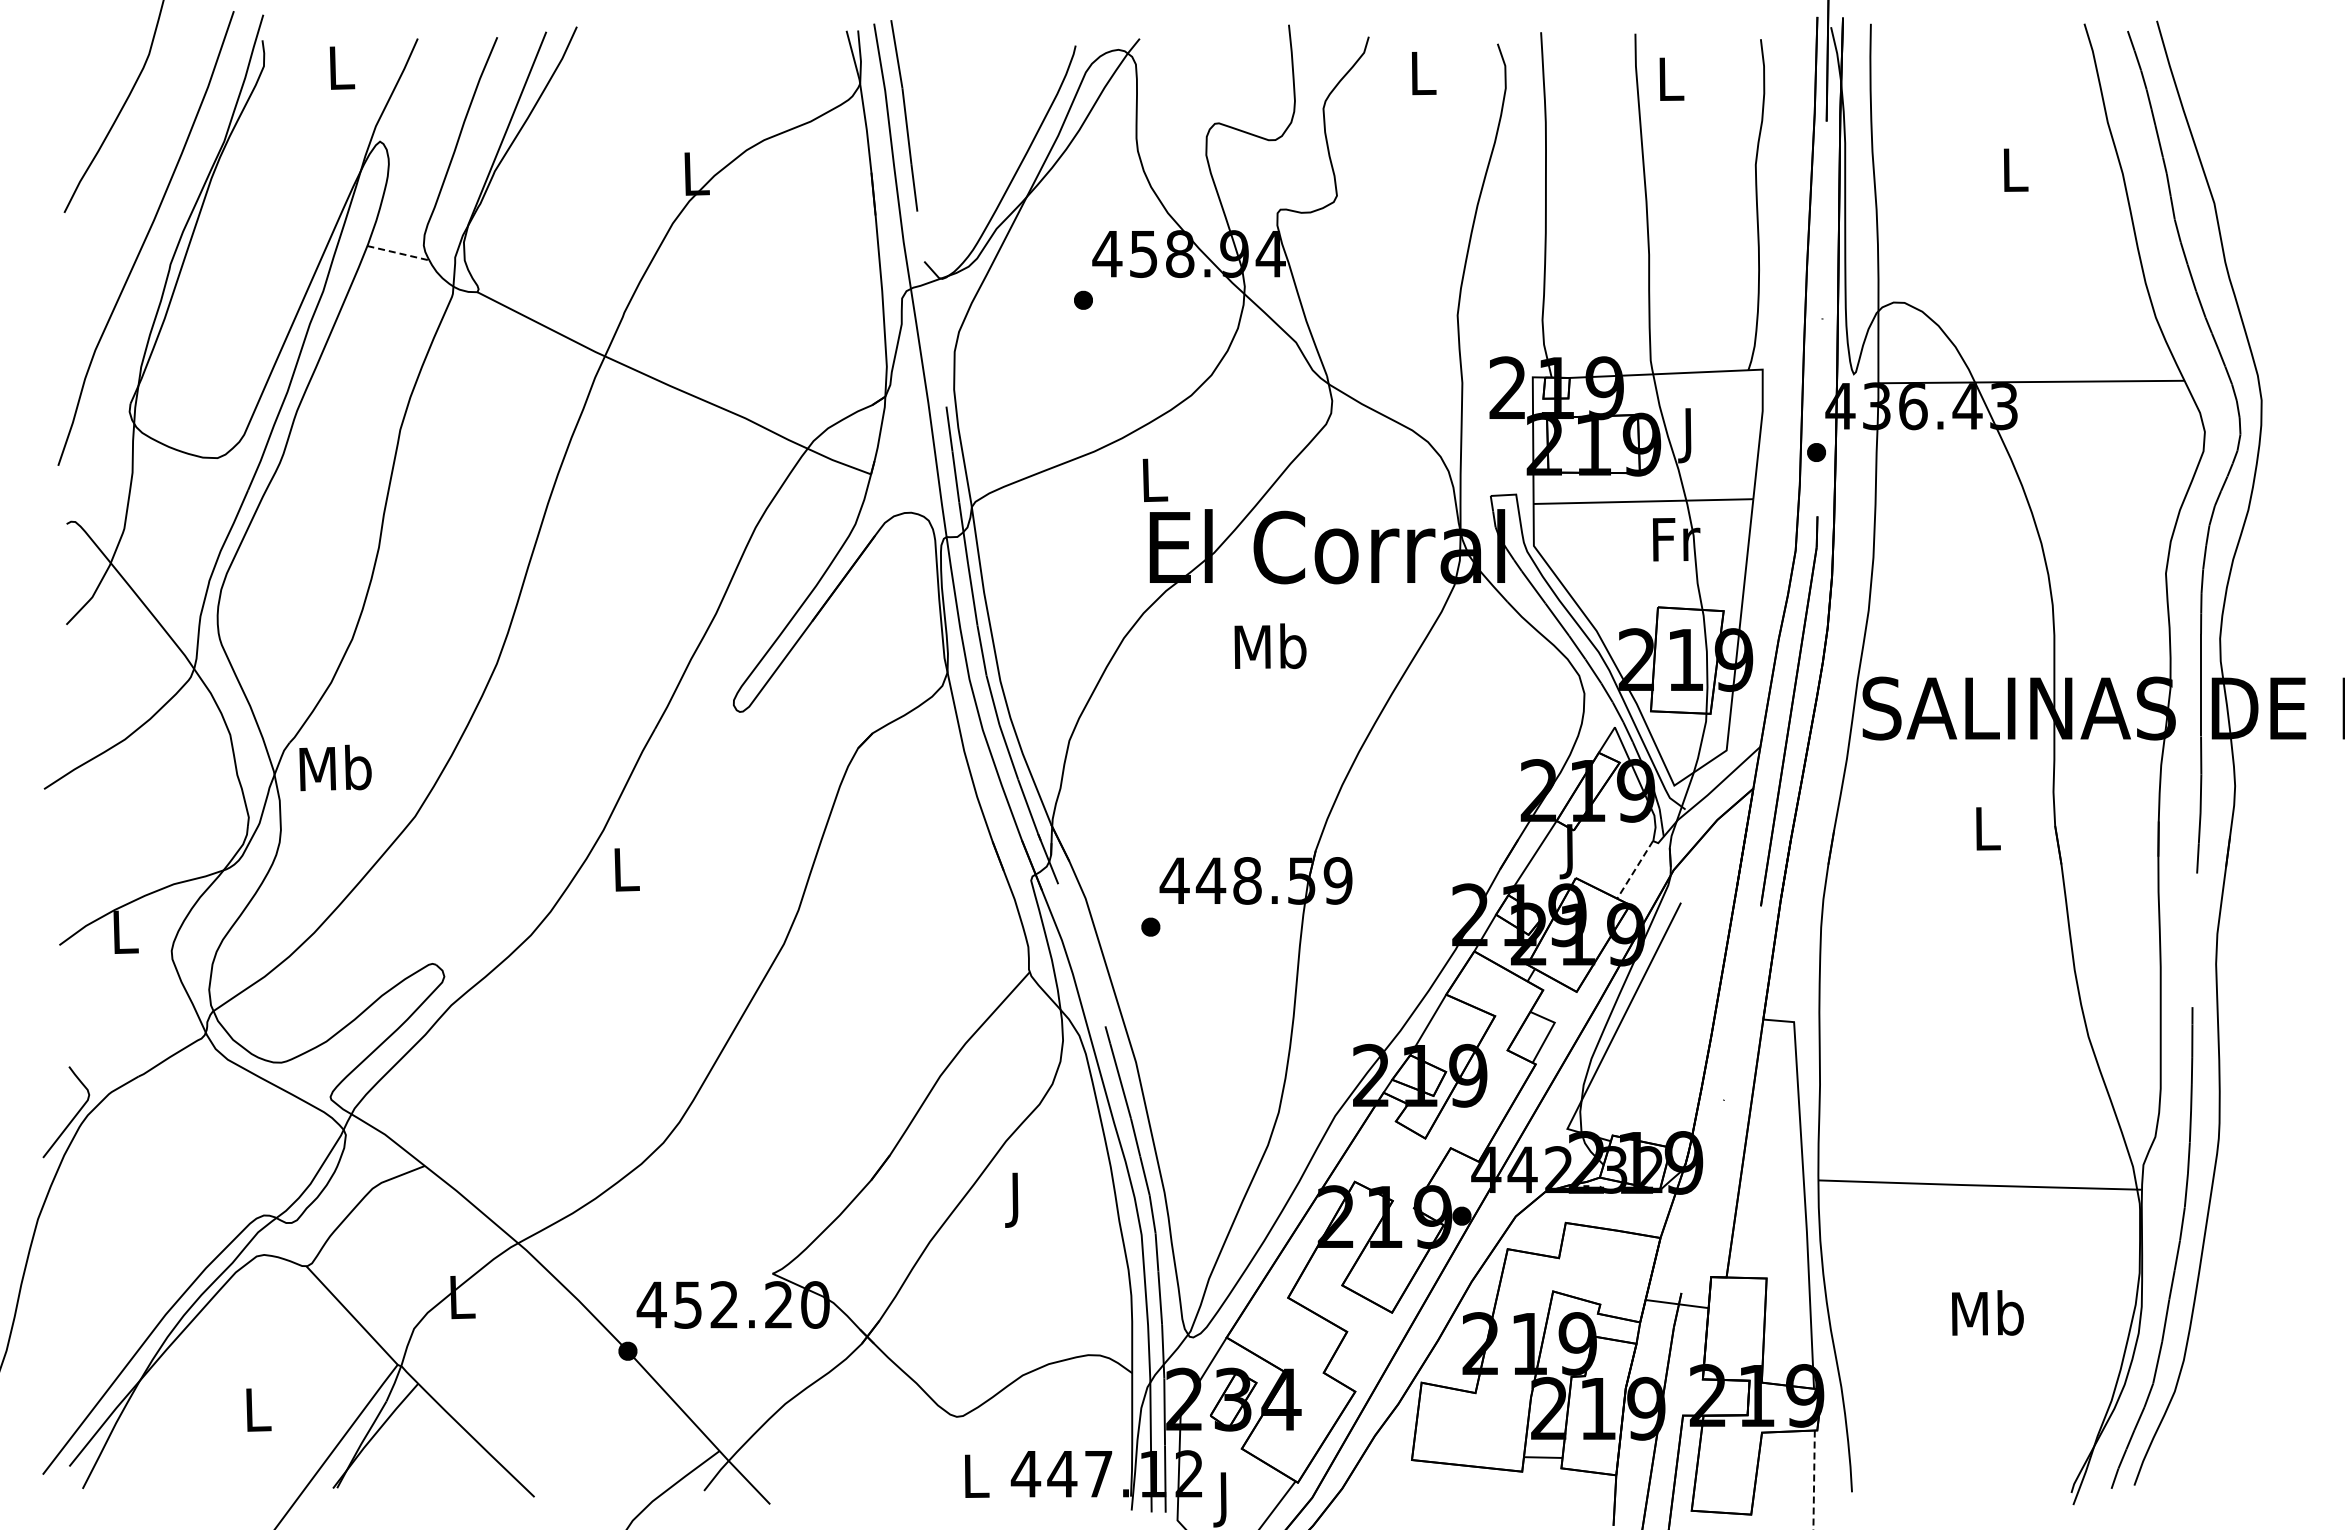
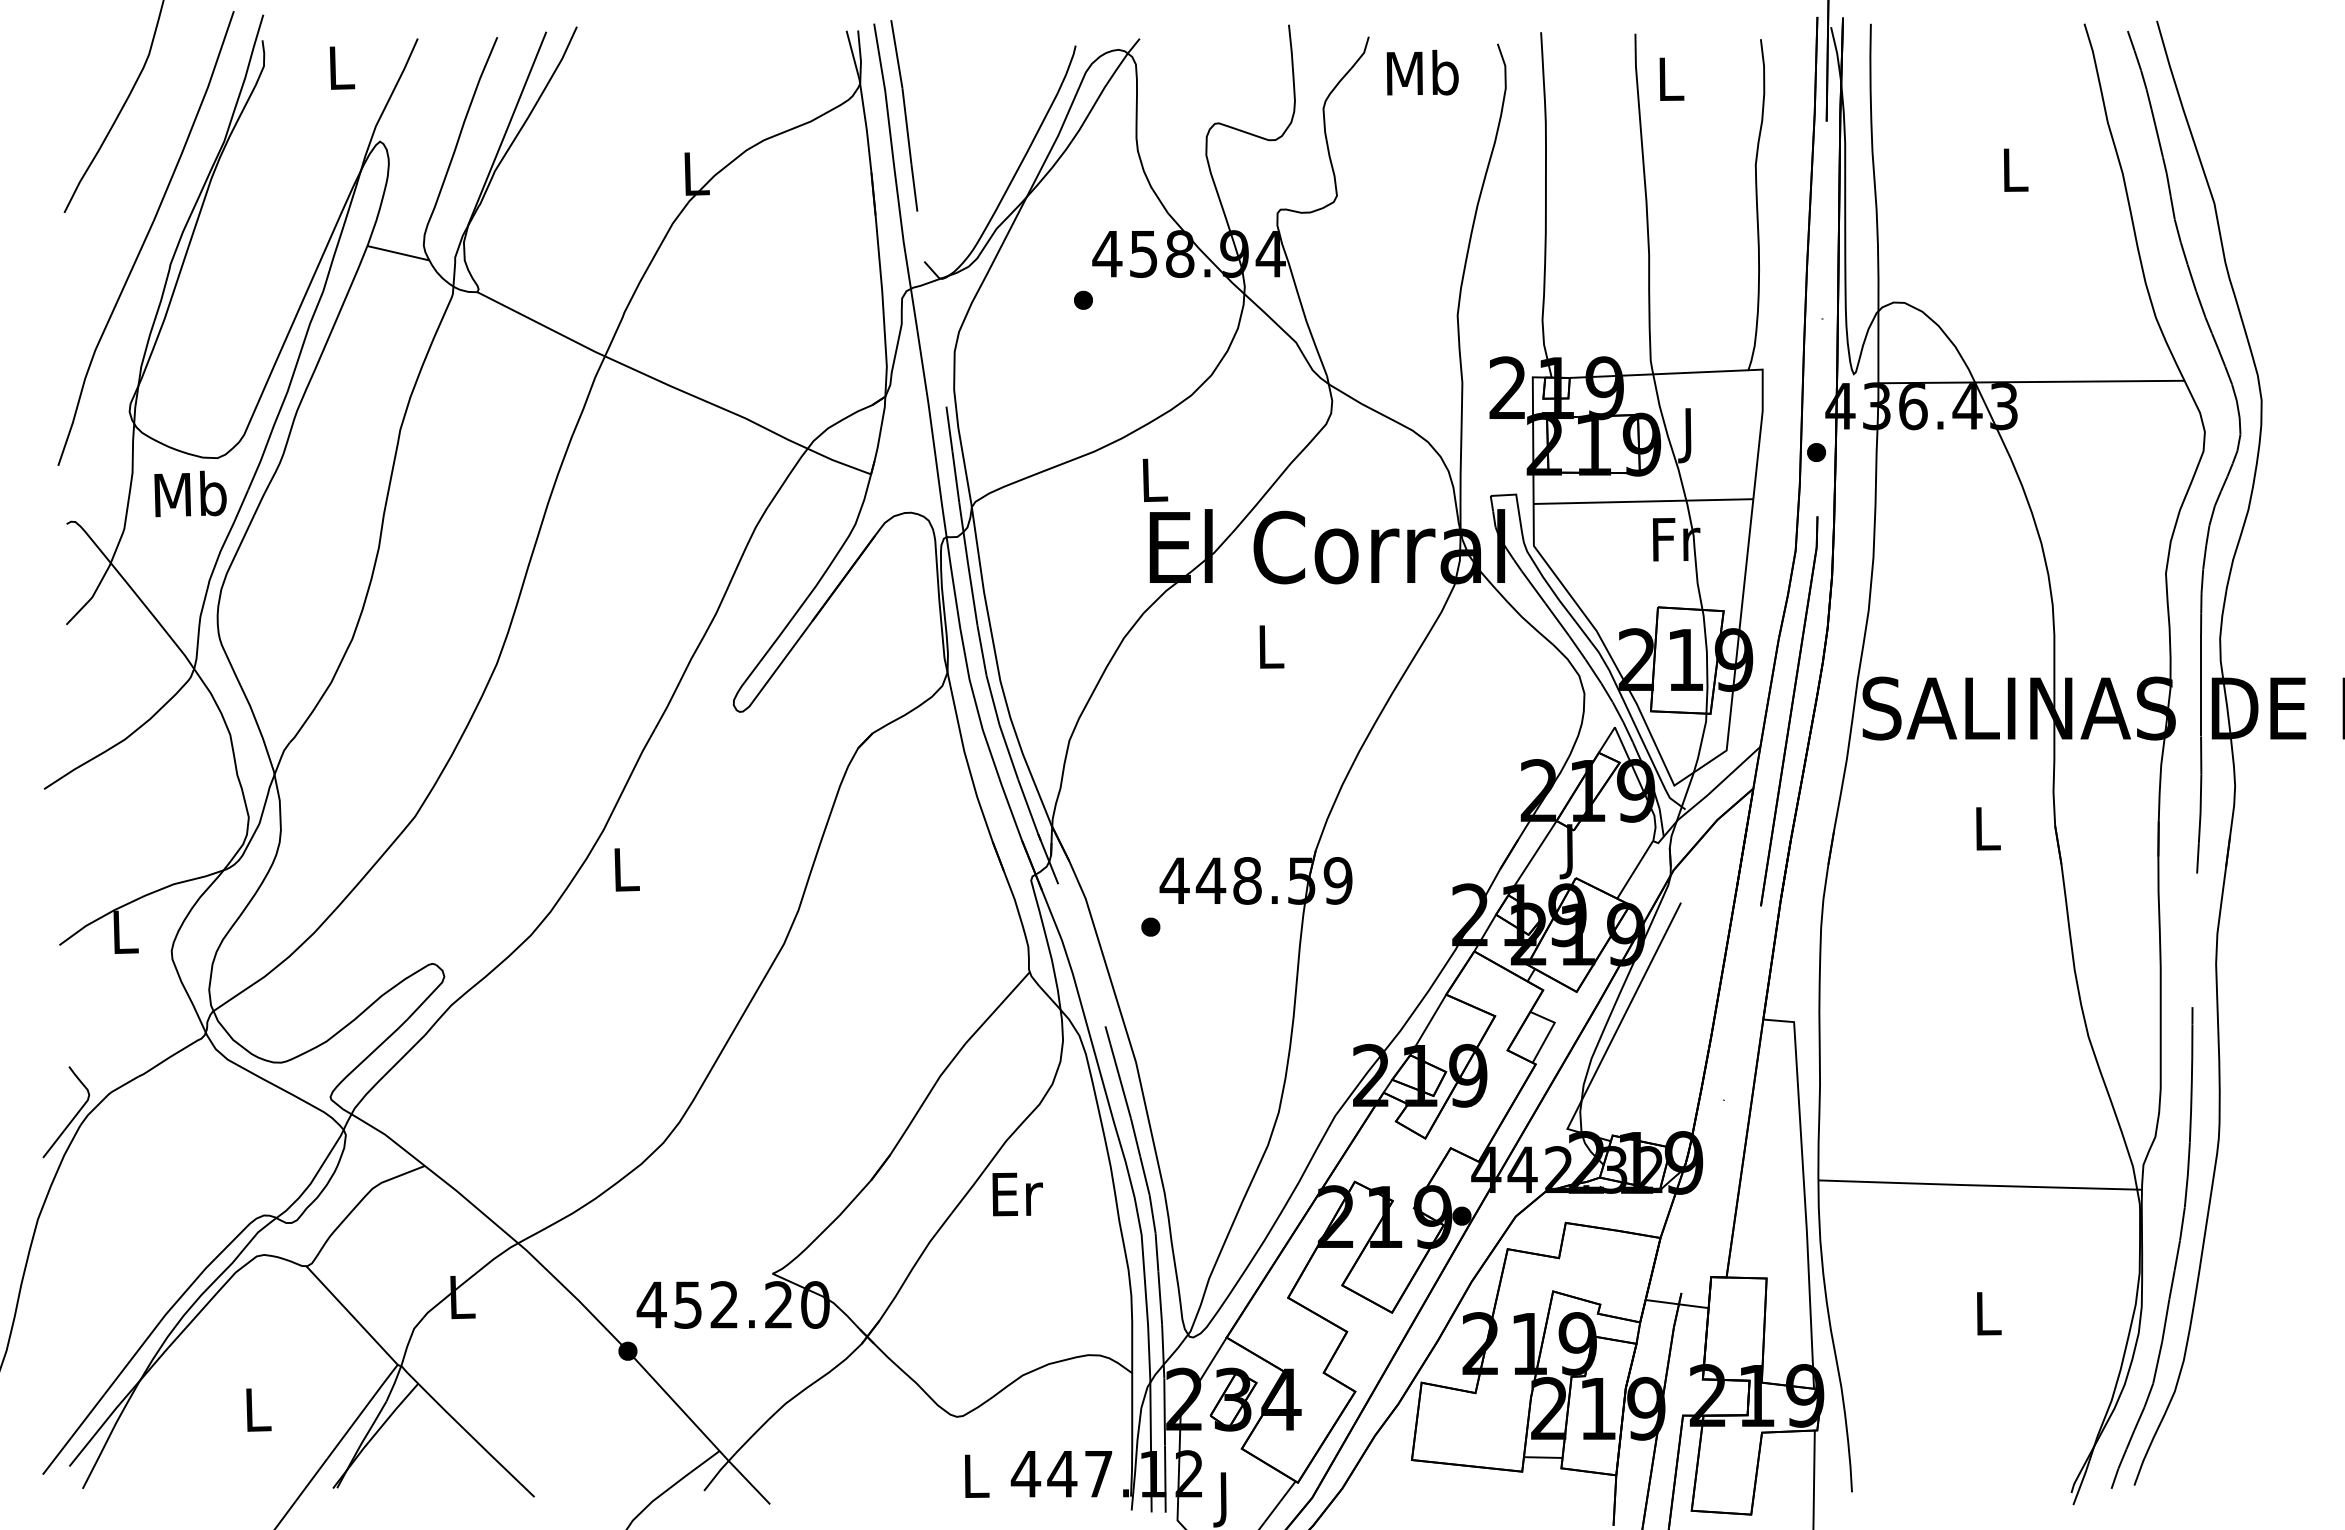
text: L -> Mb (1422, 72)
line: dashed -> solid (398, 253)
text: Mb -> L (1270, 646)
text position: (335, 767) -> (190, 493) (190, 493)
line: dashed -> solid (1635, 869)
text: J -> Er (1017, 1199)
text: Mb -> L (1987, 1312)
line: dashed -> solid (1814, 1480)
